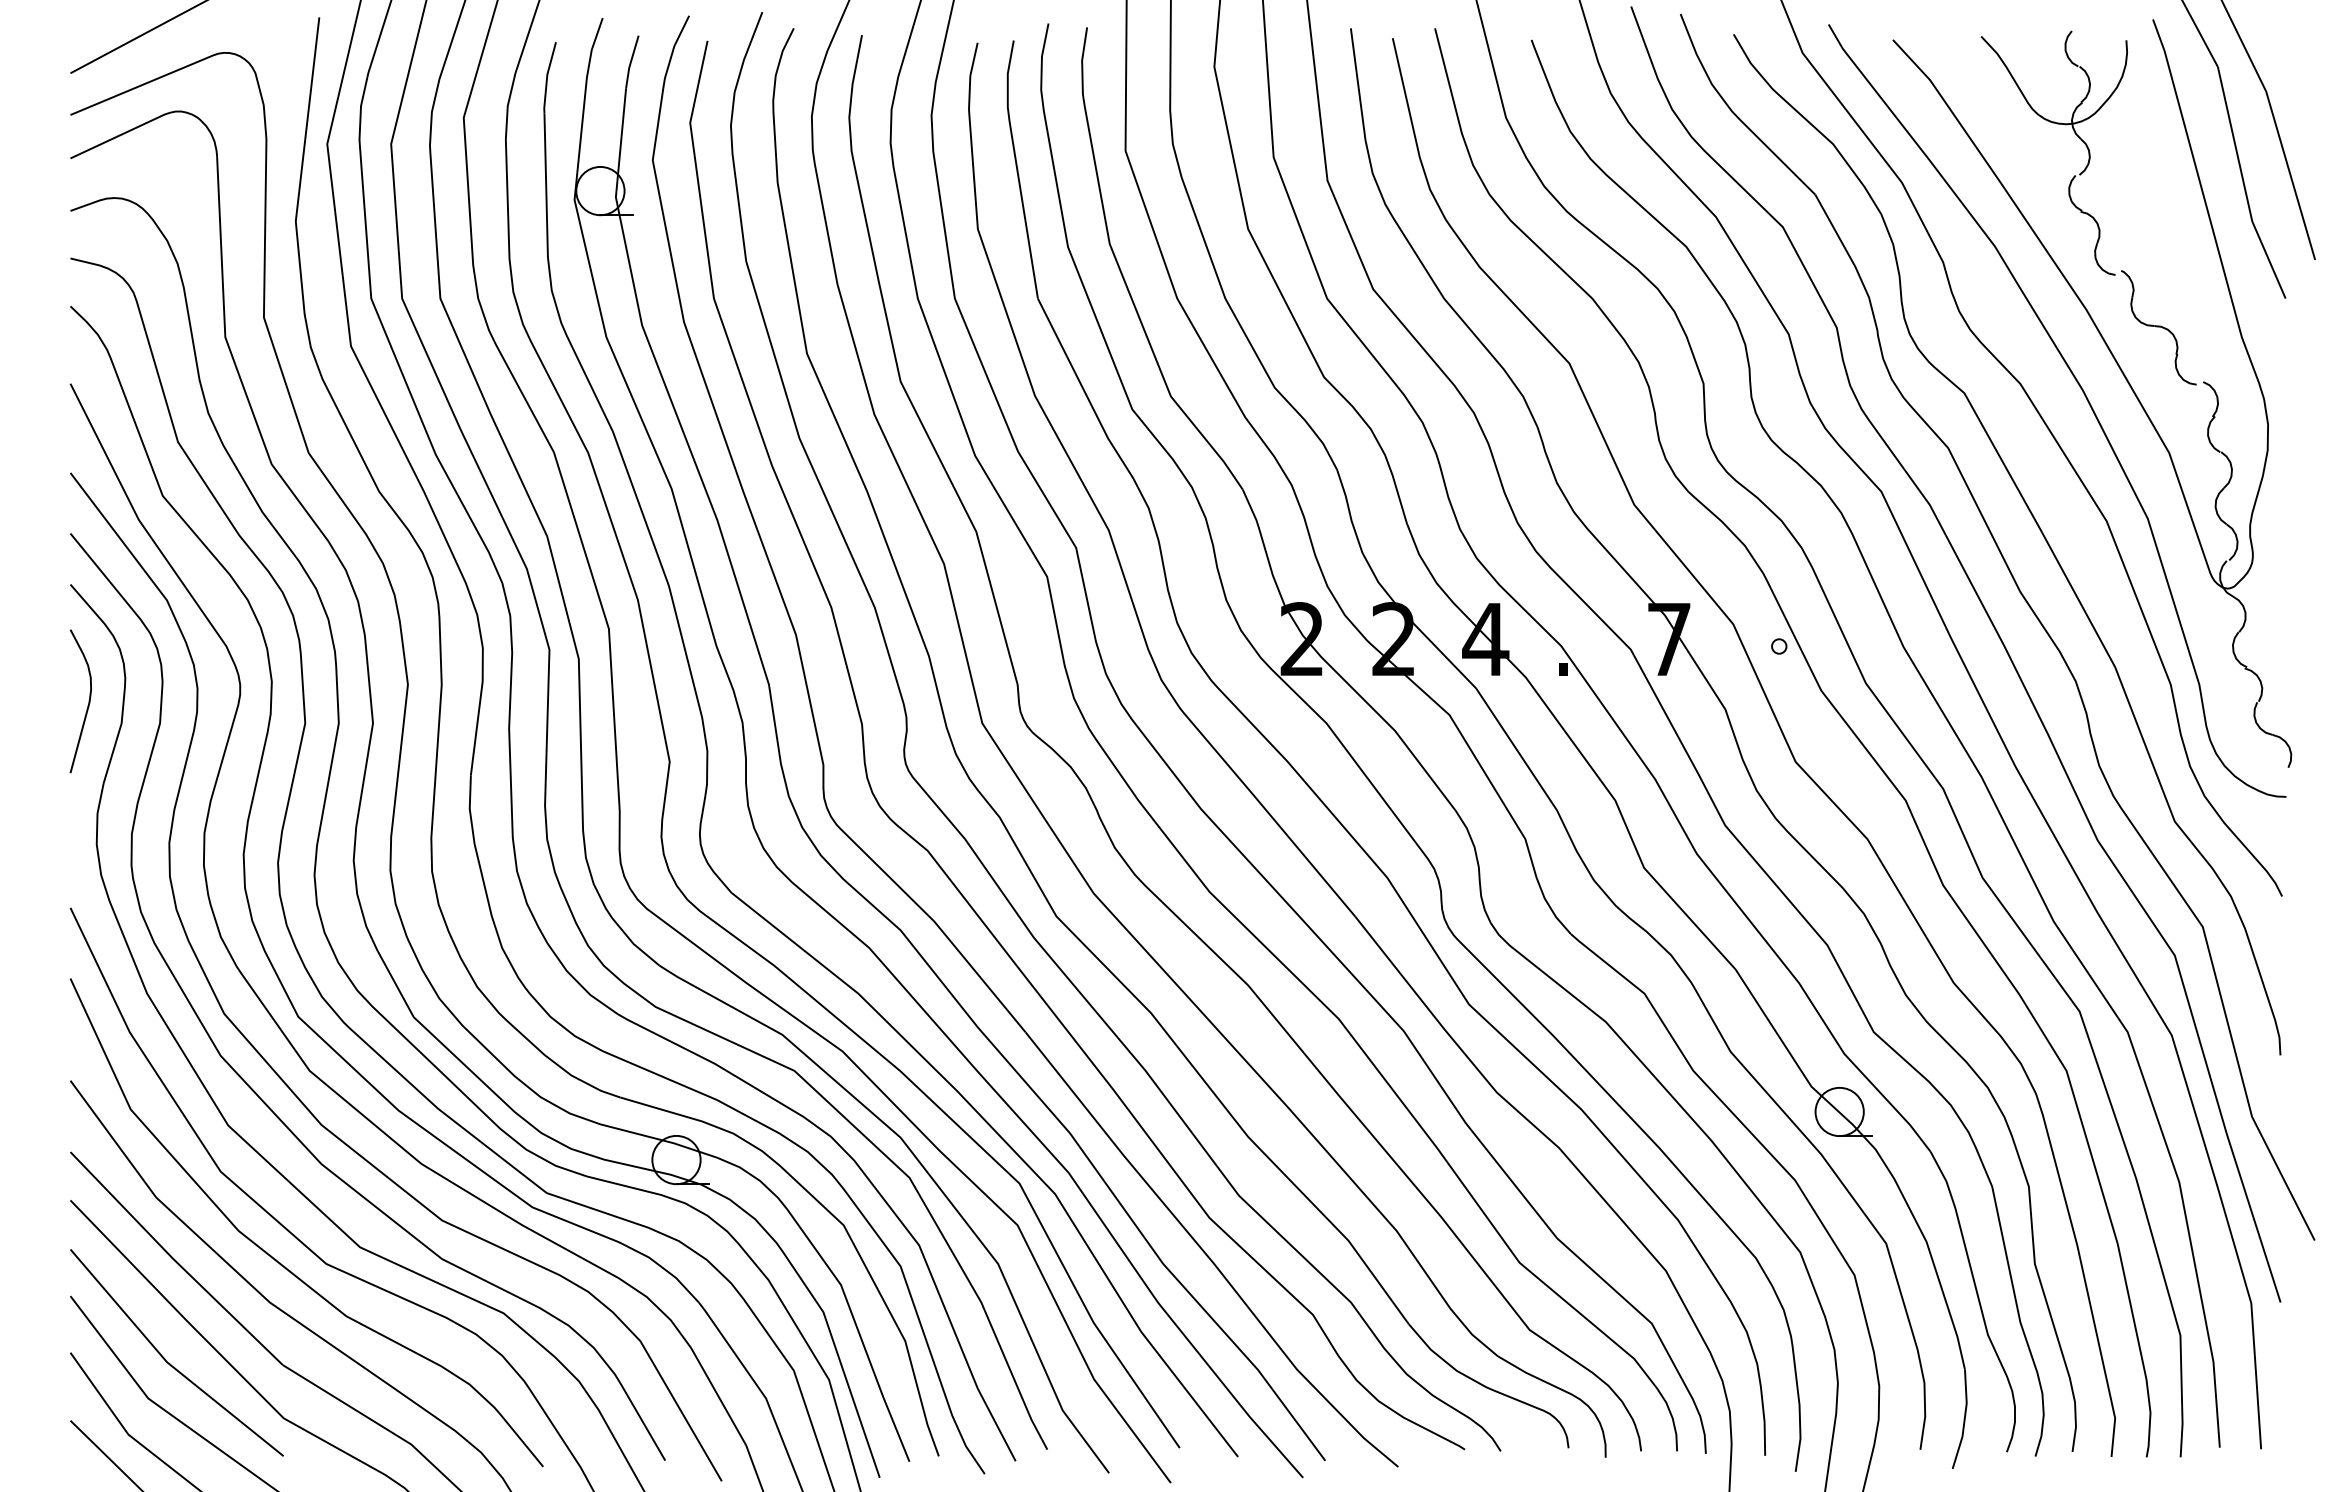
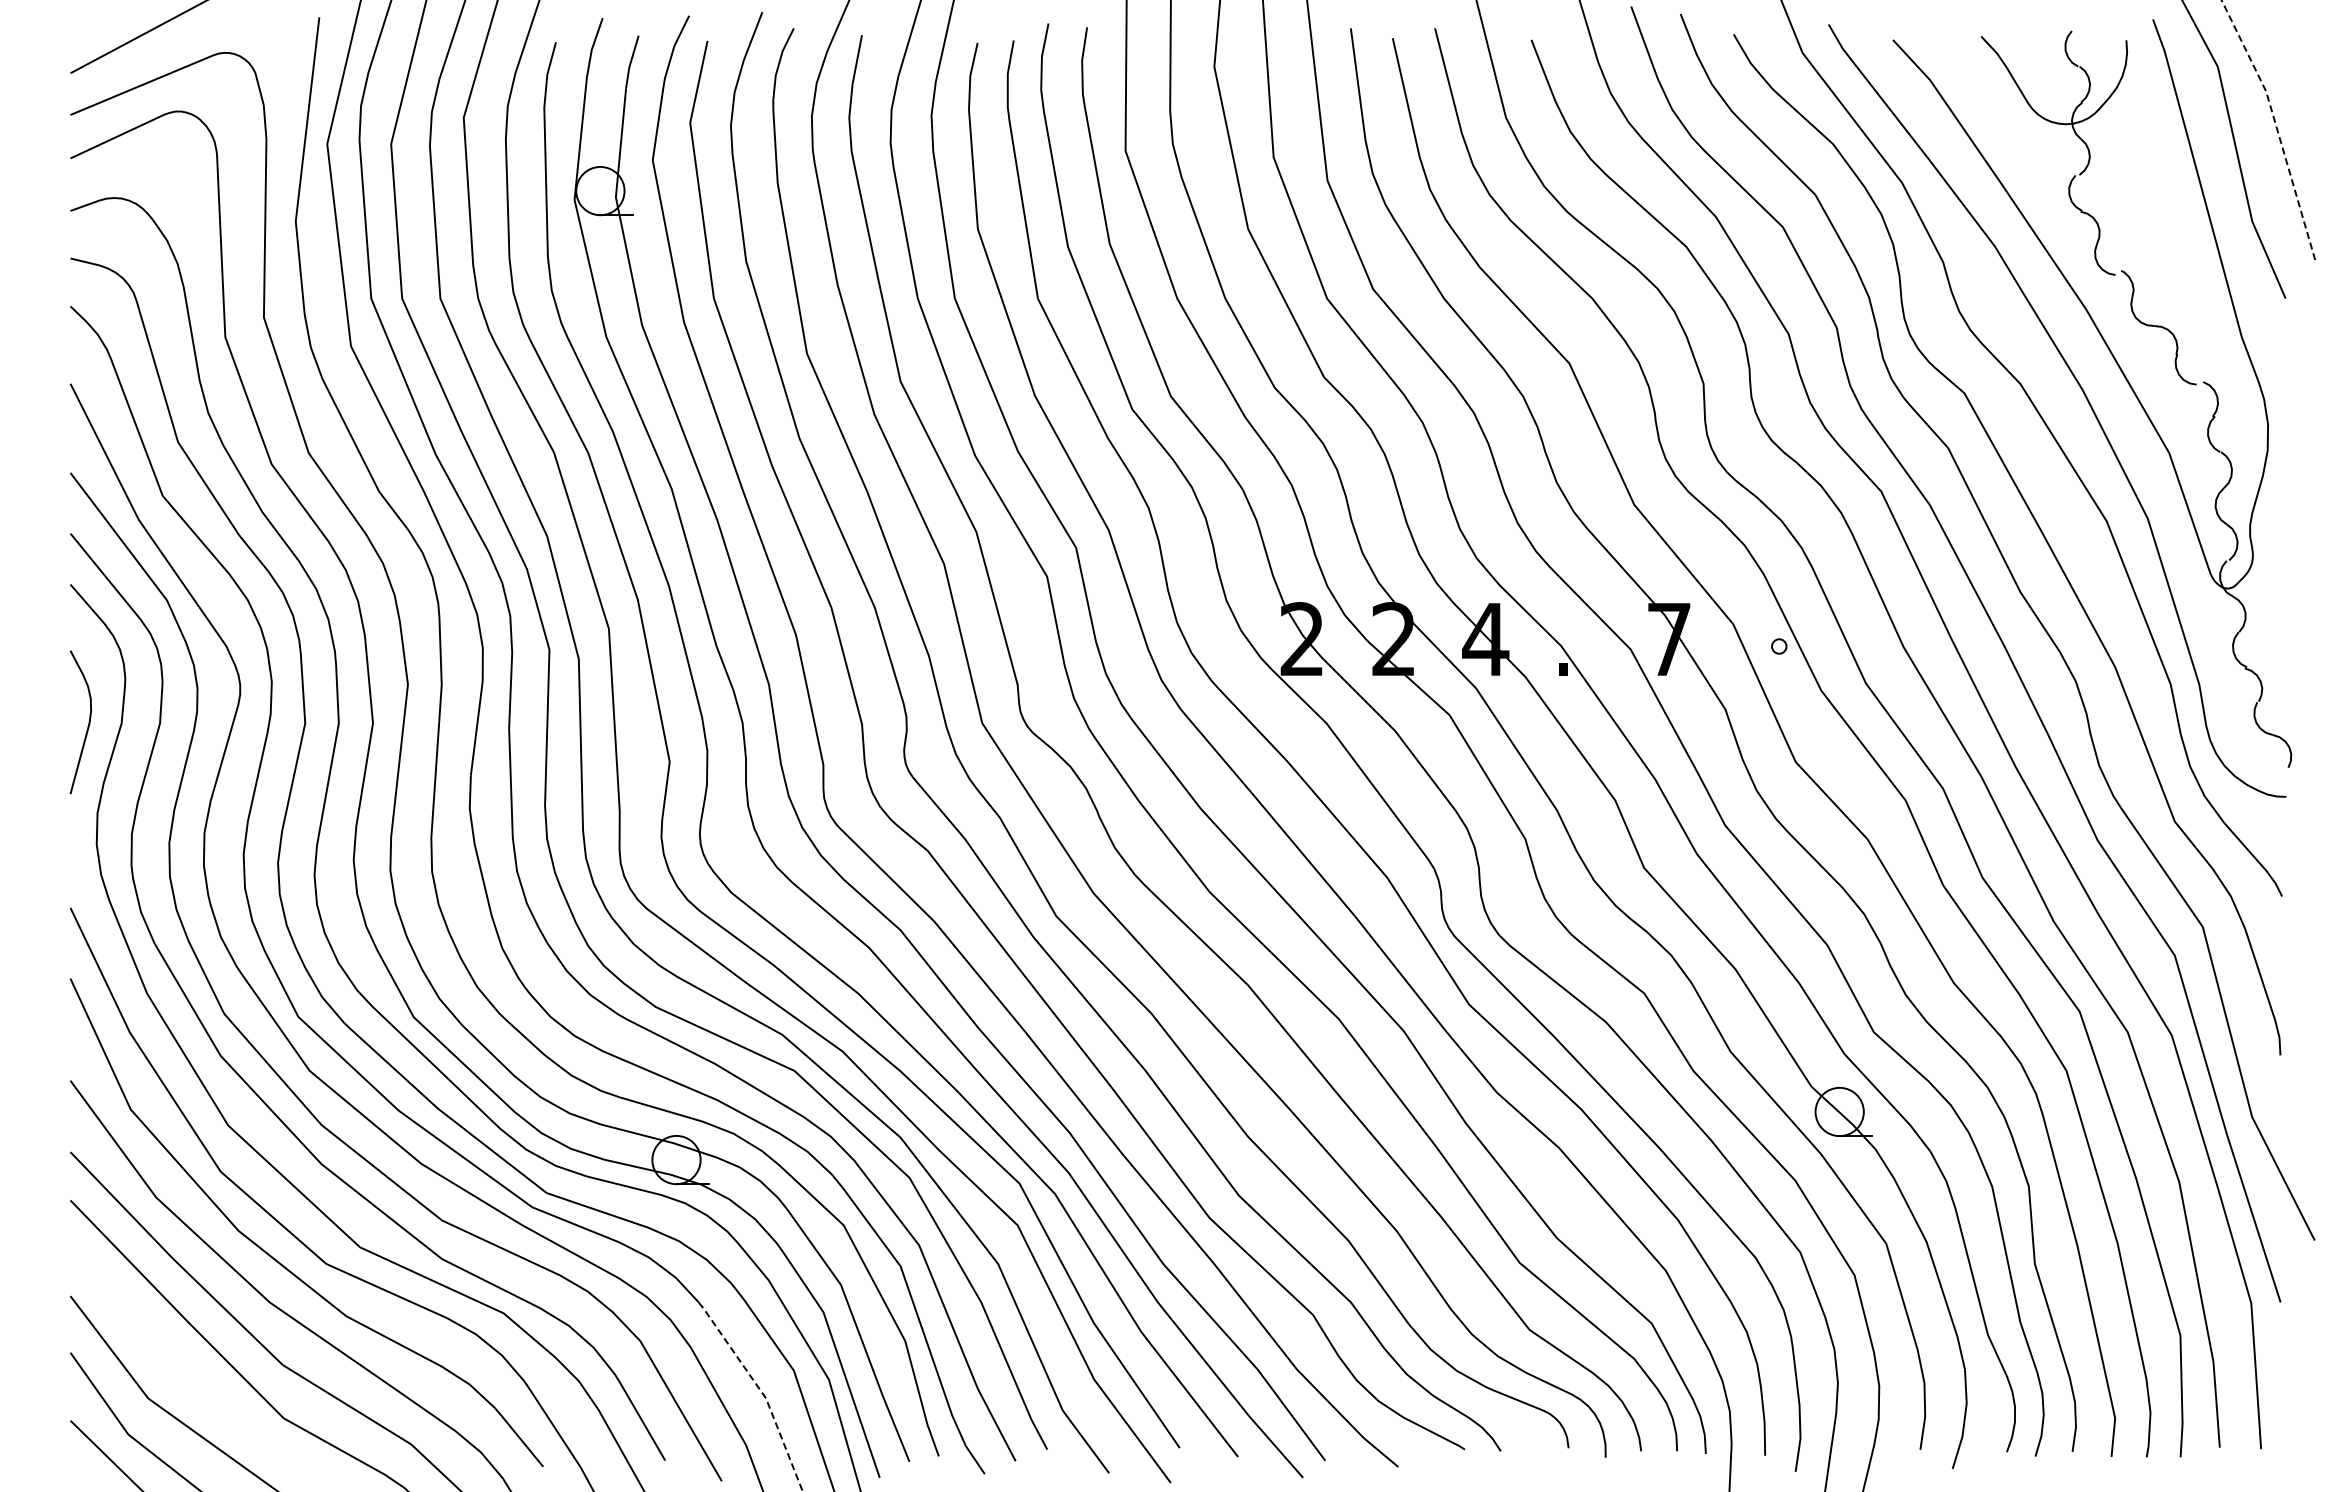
line: solid -> dashed (2276, 125)
curve position: (88, 701) -> (88, 722) (88, 722)
line: present -> none (169, 1362)
line: solid -> dashed (760, 1391)
